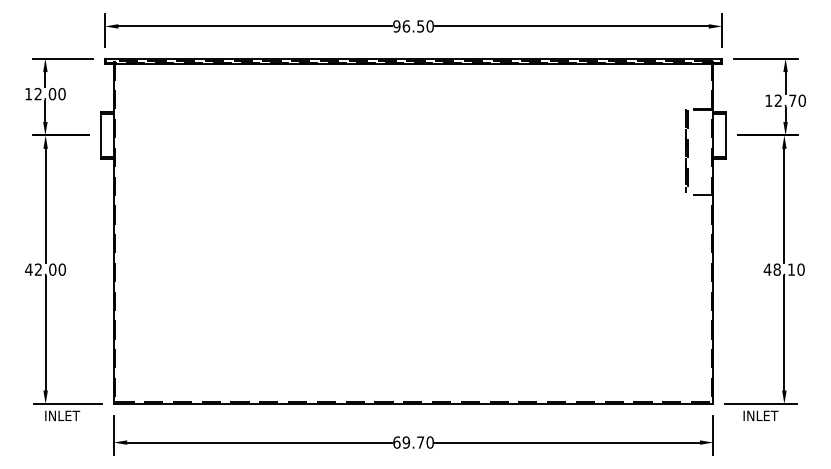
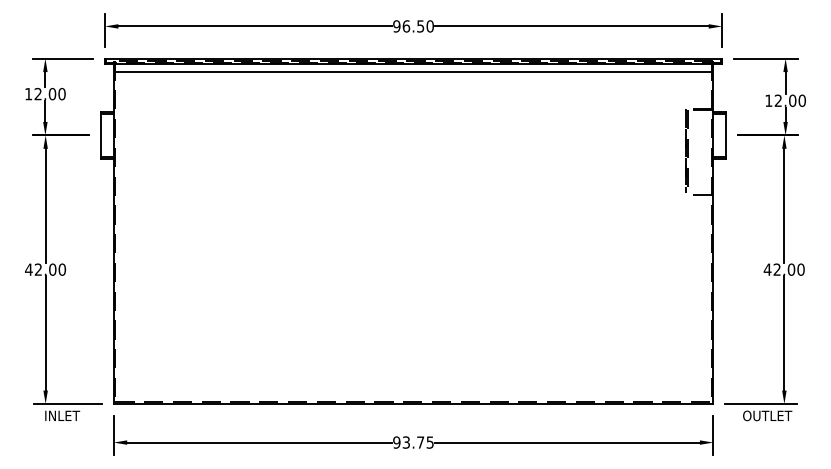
line: none -> present (413, 71)
text: 12.70 -> 12.00 (792, 100)
text: 48.10 -> 42.00 (784, 269)
text: INLET -> OUTLET (767, 415)
text: 69.70 -> 93.75 (413, 442)
